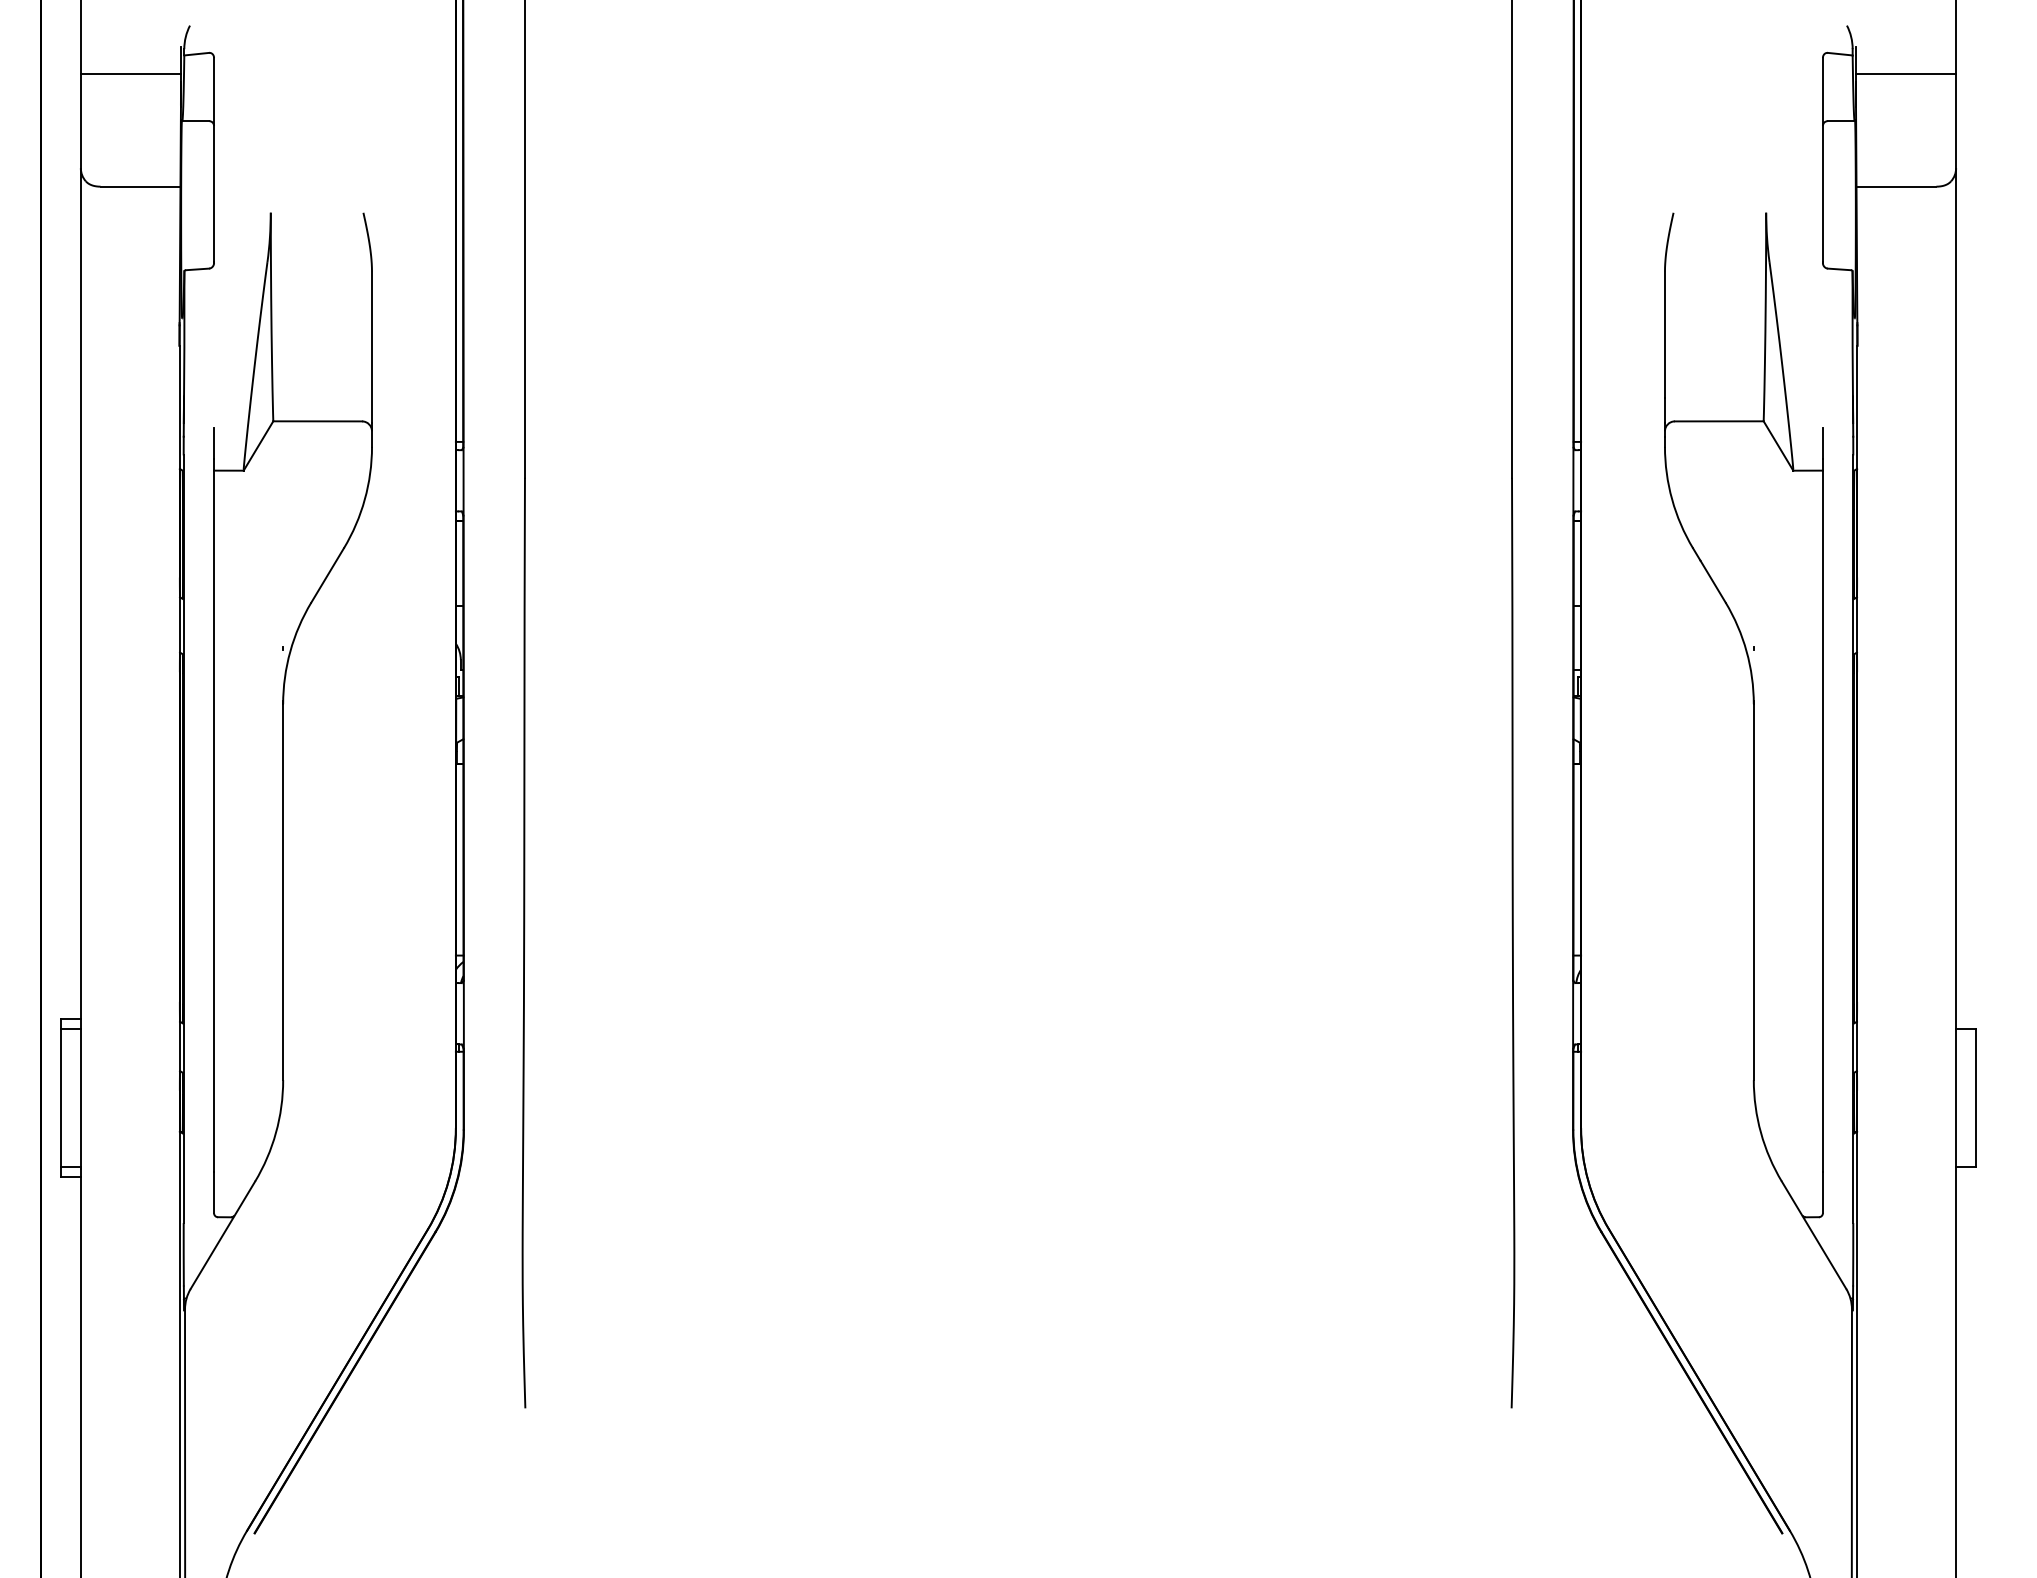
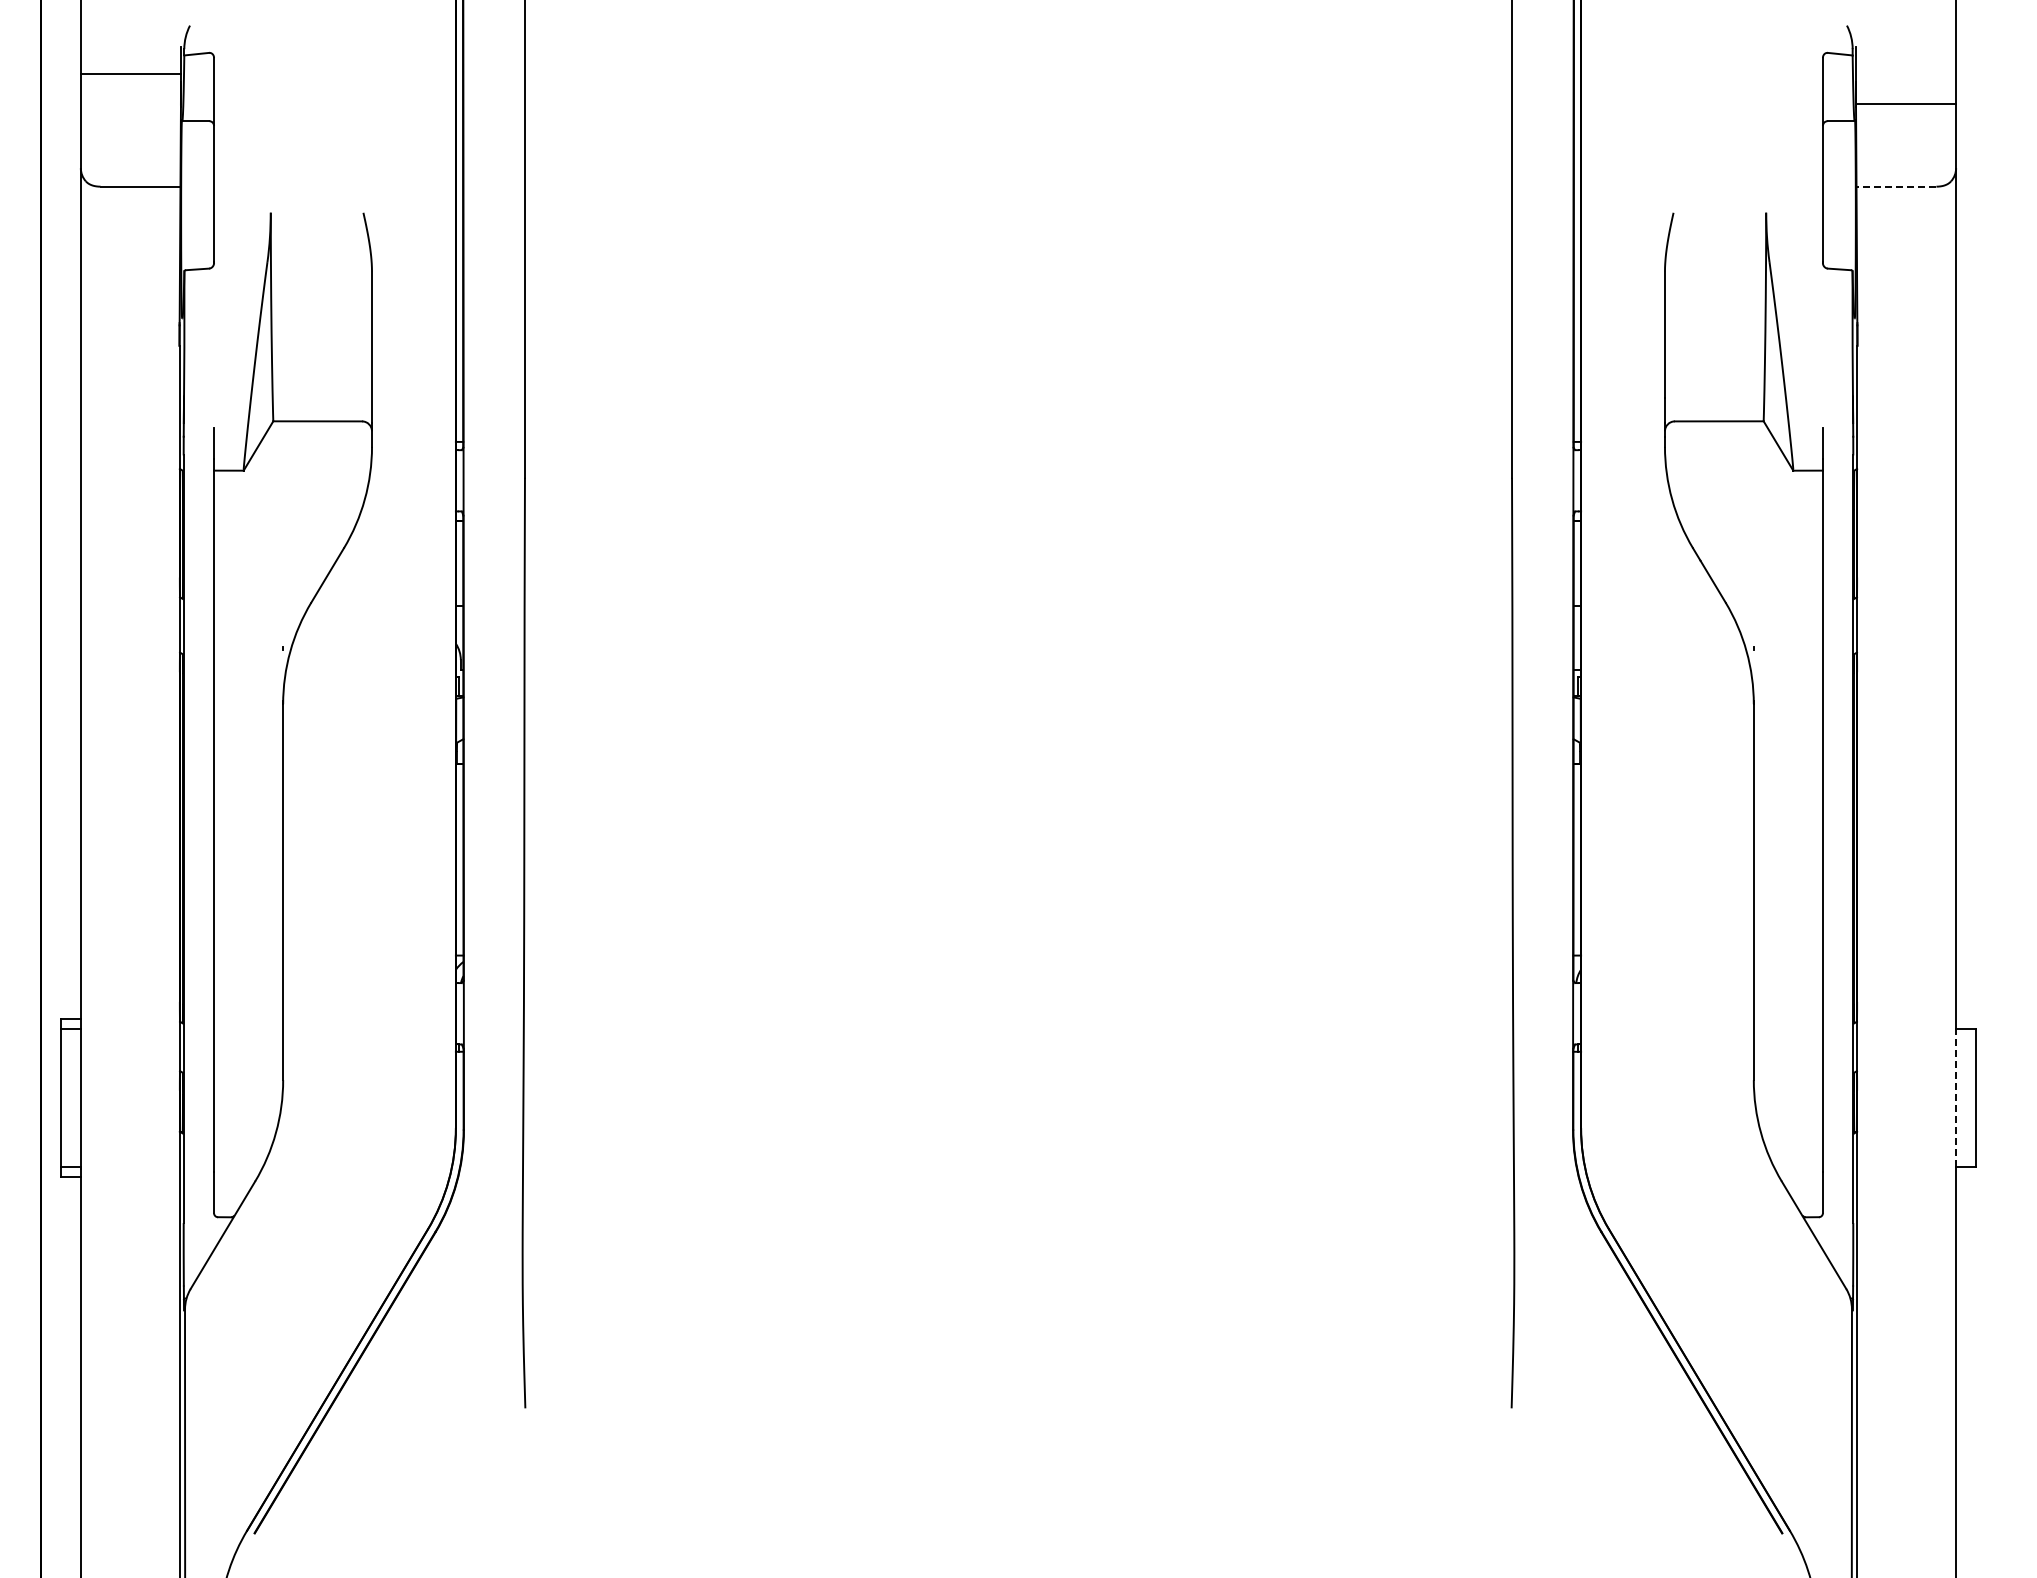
line position: (1905, 74) -> (1905, 104) (1905, 104)
line: solid -> dashed (1896, 186)
line: solid -> dashed (1956, 1097)
